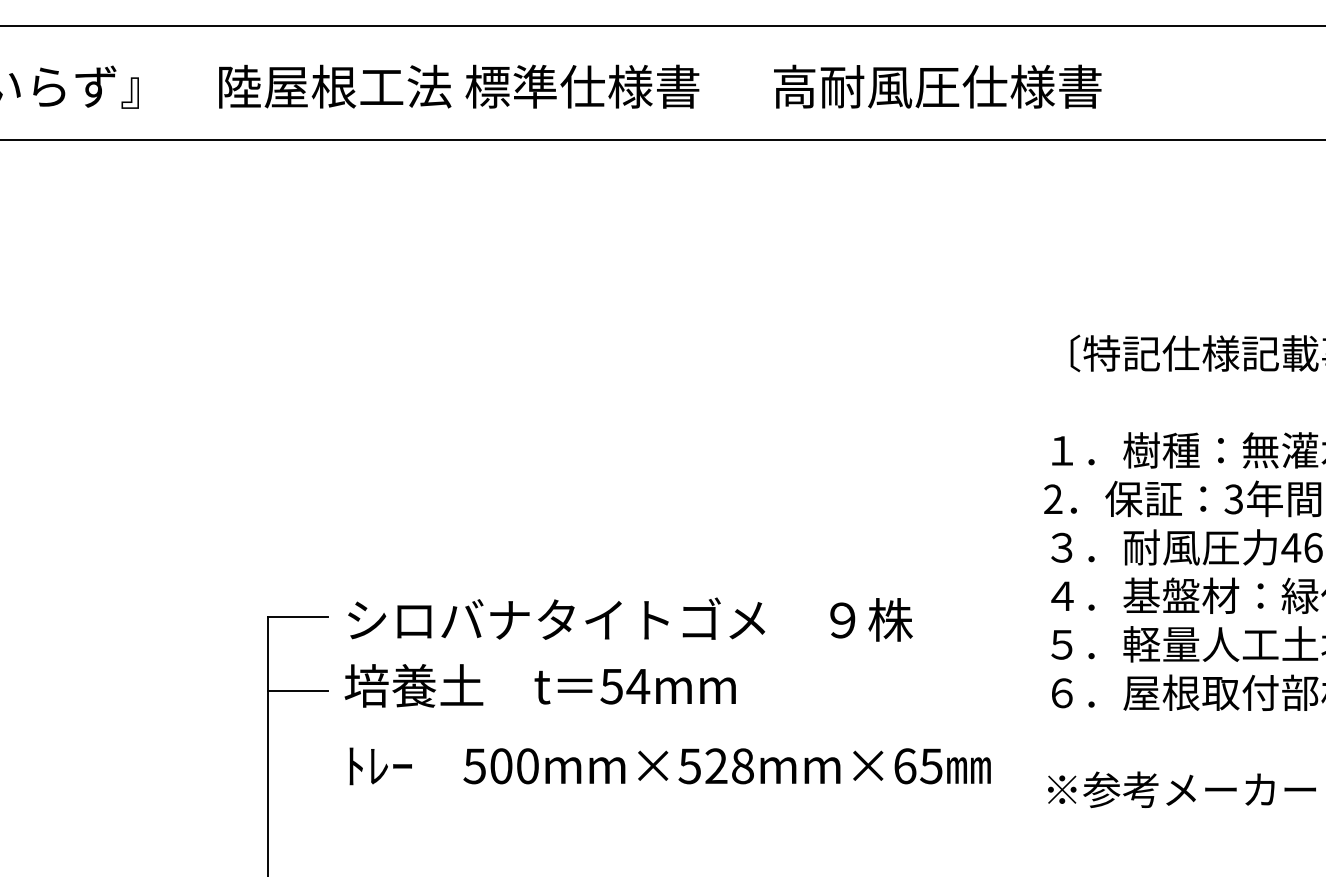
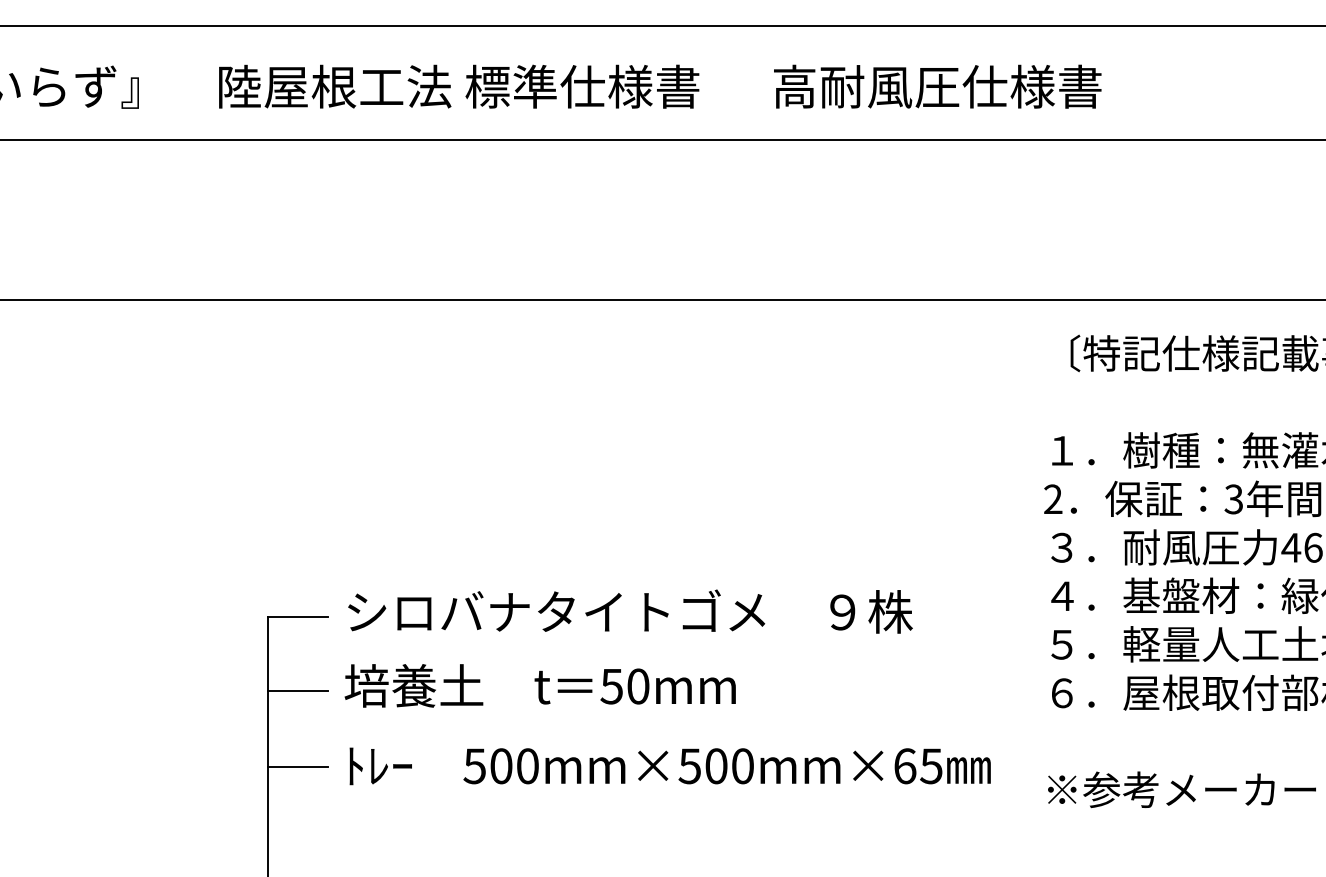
line: none -> present (662, 300)
text position: (630, 619) -> (630, 611) (630, 611)
text: 54mm -> 50mm (638, 686)
line: none -> present (297, 766)
text: 500mm×528mm×65 -> 500mm×500mm×65 (729, 766)
